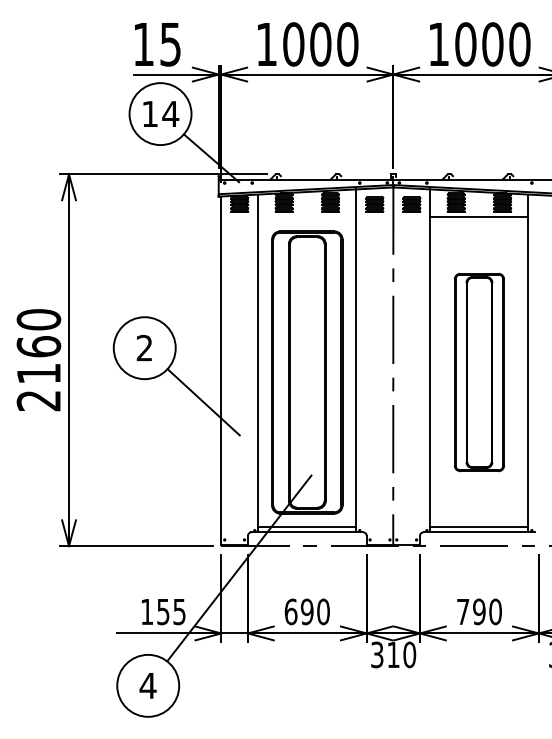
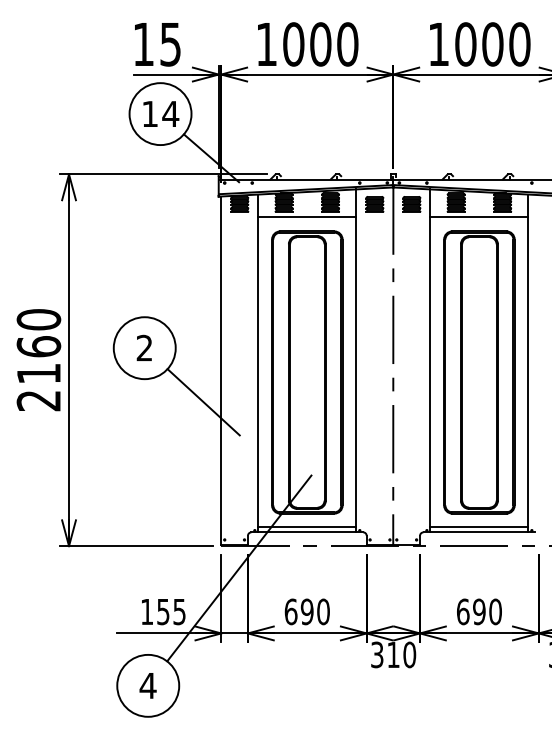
line: none -> present (307, 217)
part size: 52x201 px -> 73x285 px (479, 372)
text: 790 -> 690 (463, 611)
